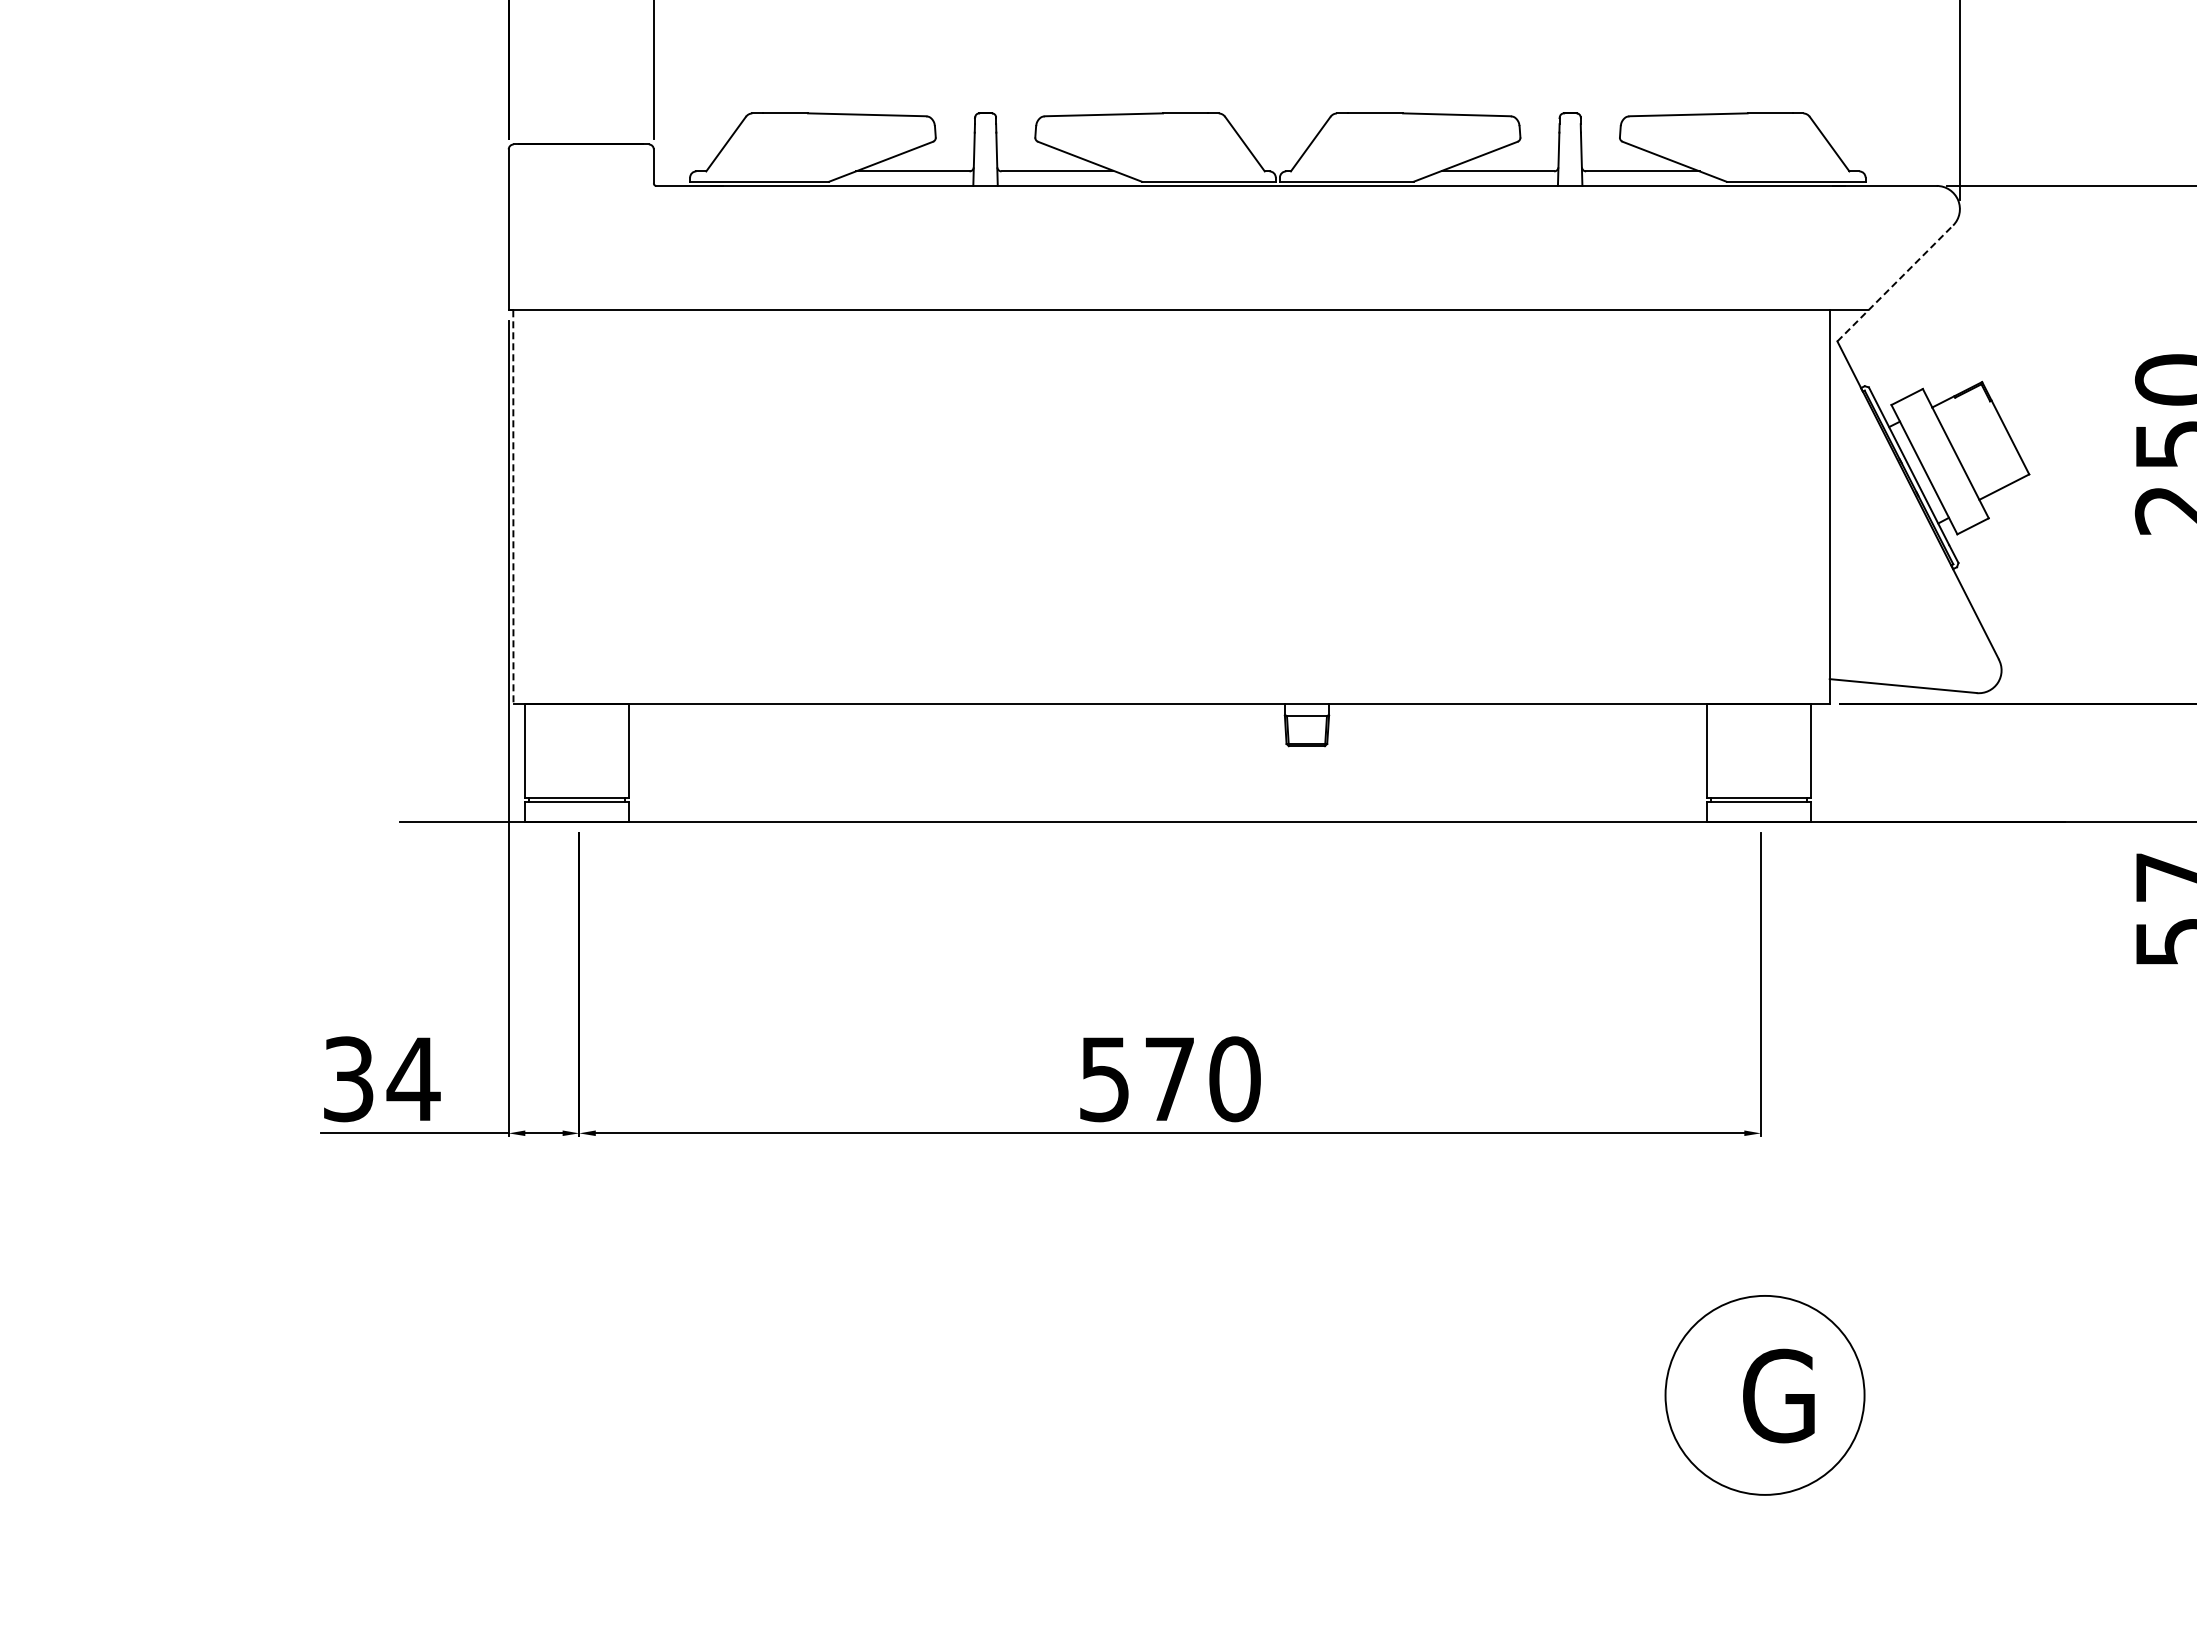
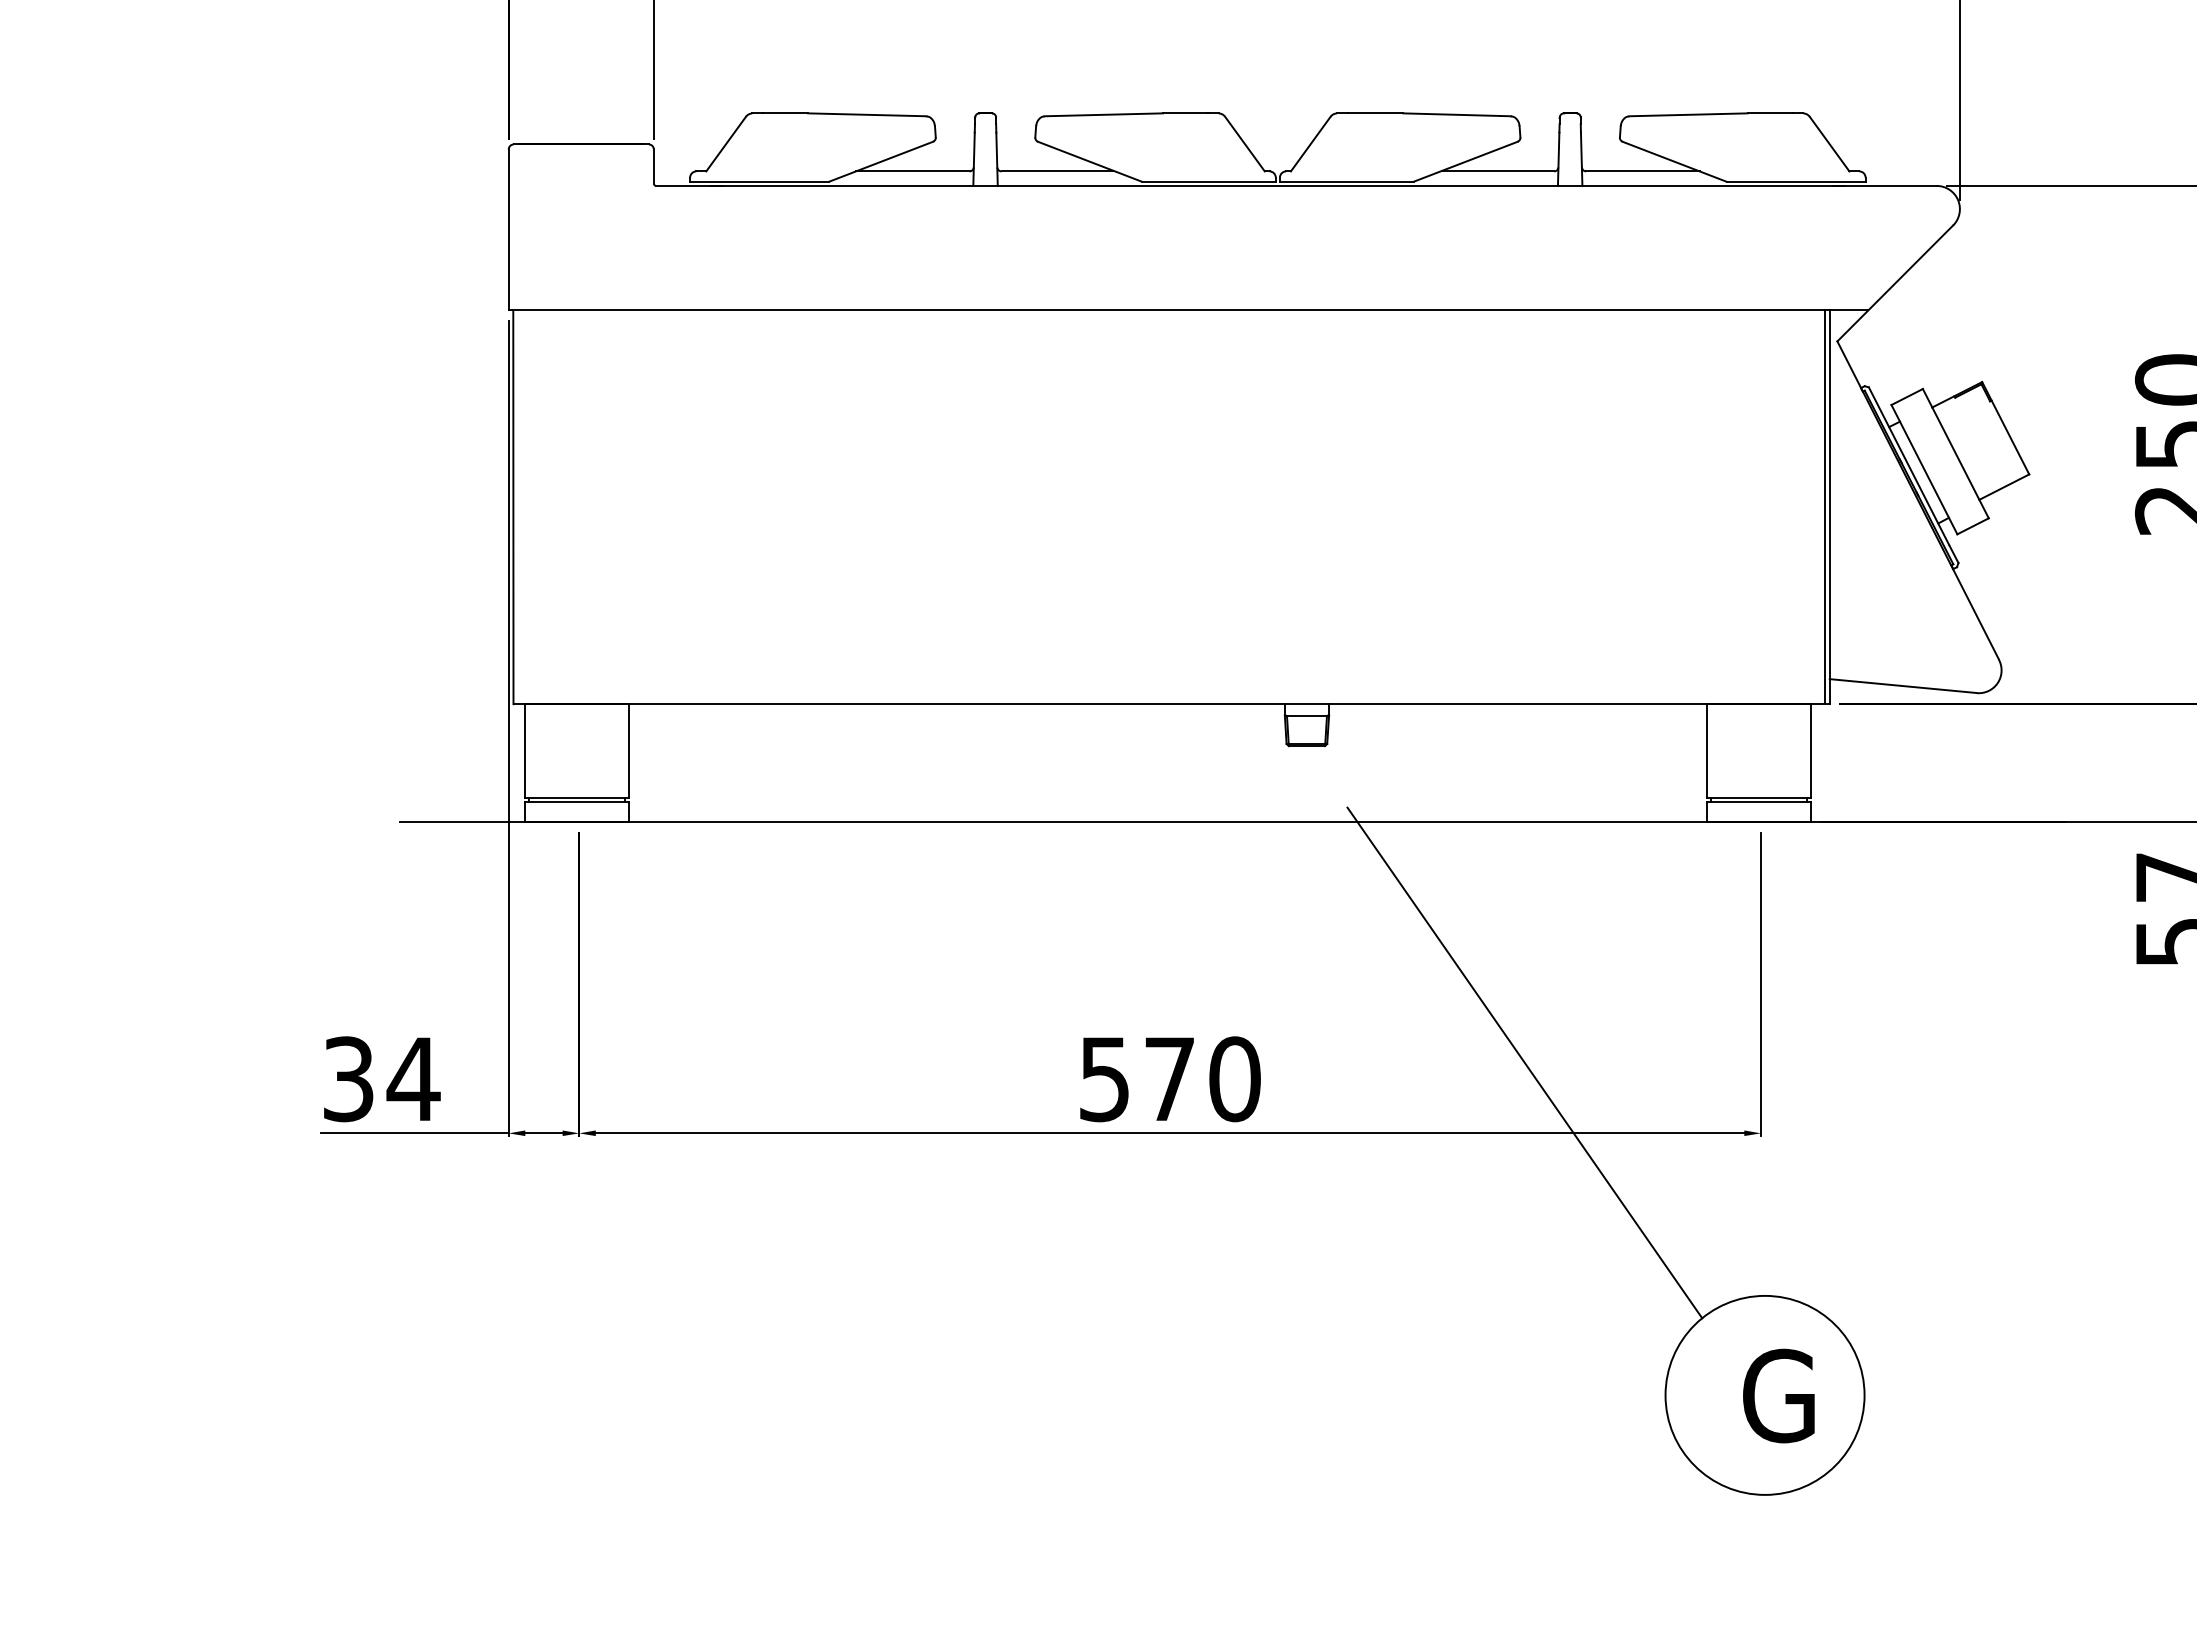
line: dashed -> solid (1895, 283)
line: dashed -> solid (513, 507)
line: none -> present (1825, 507)
line: none -> present (1524, 1062)
